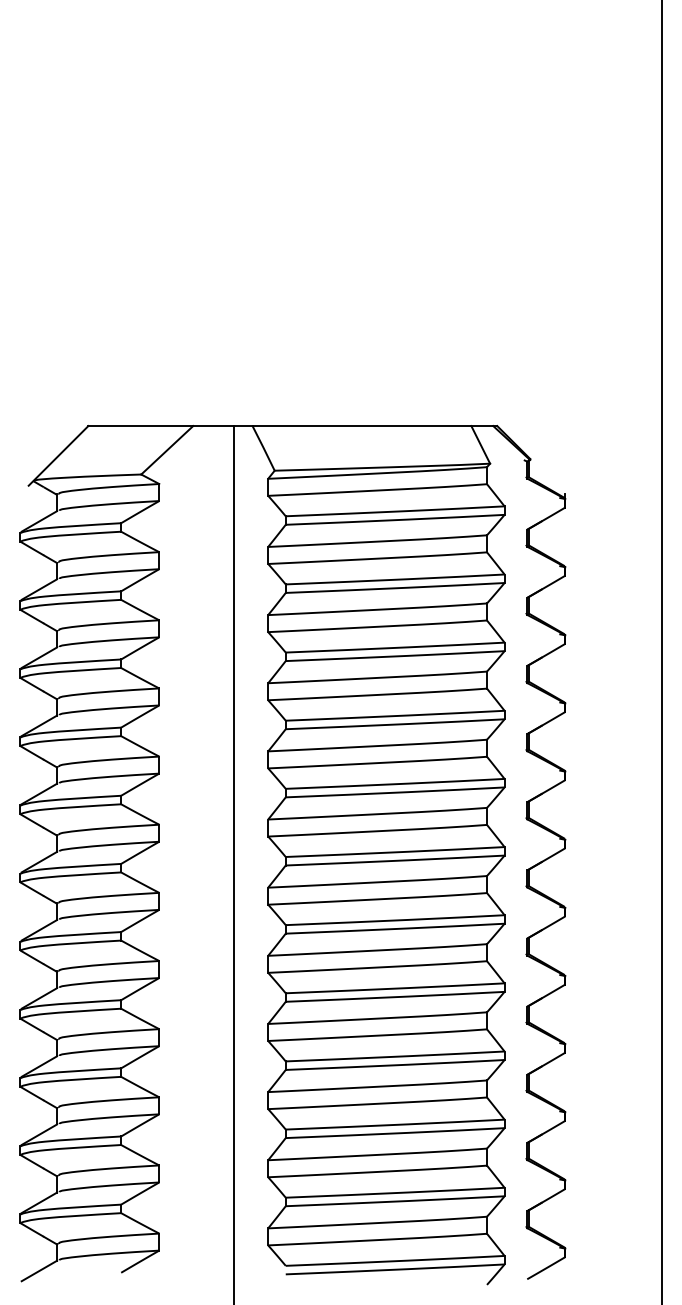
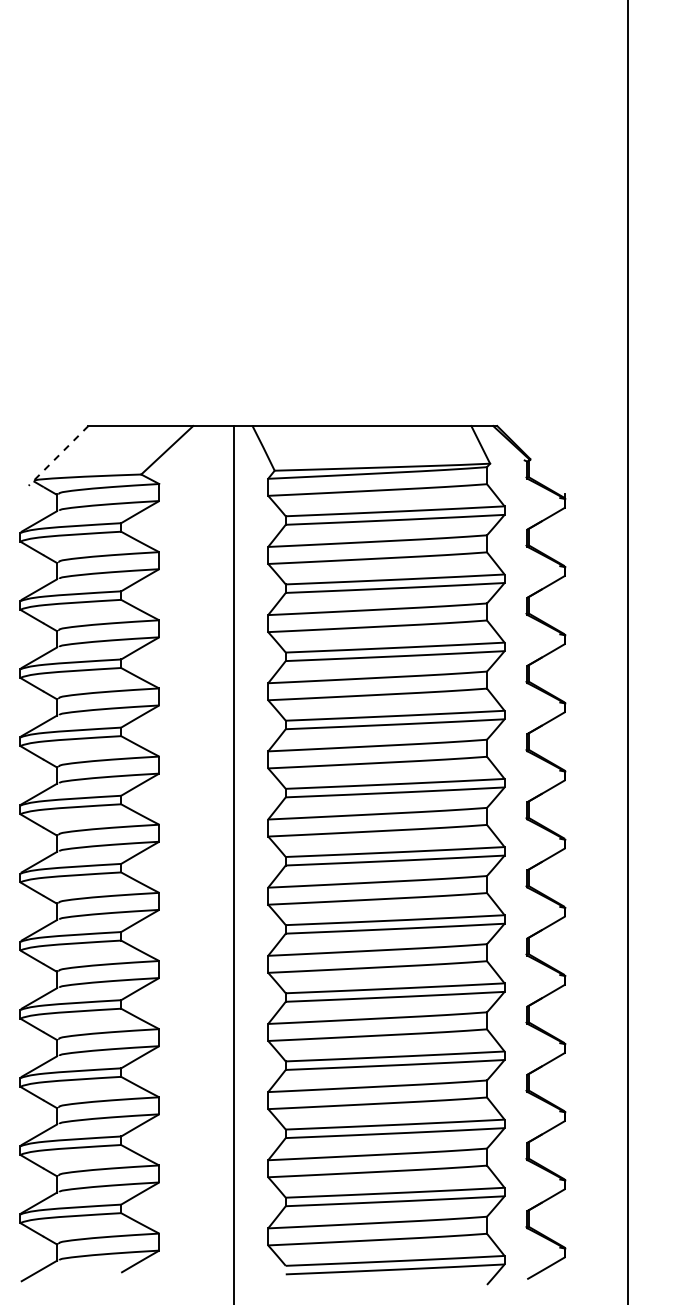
line: solid -> dashed (58, 456)
line position: (661, 651) -> (627, 651) (627, 651)
